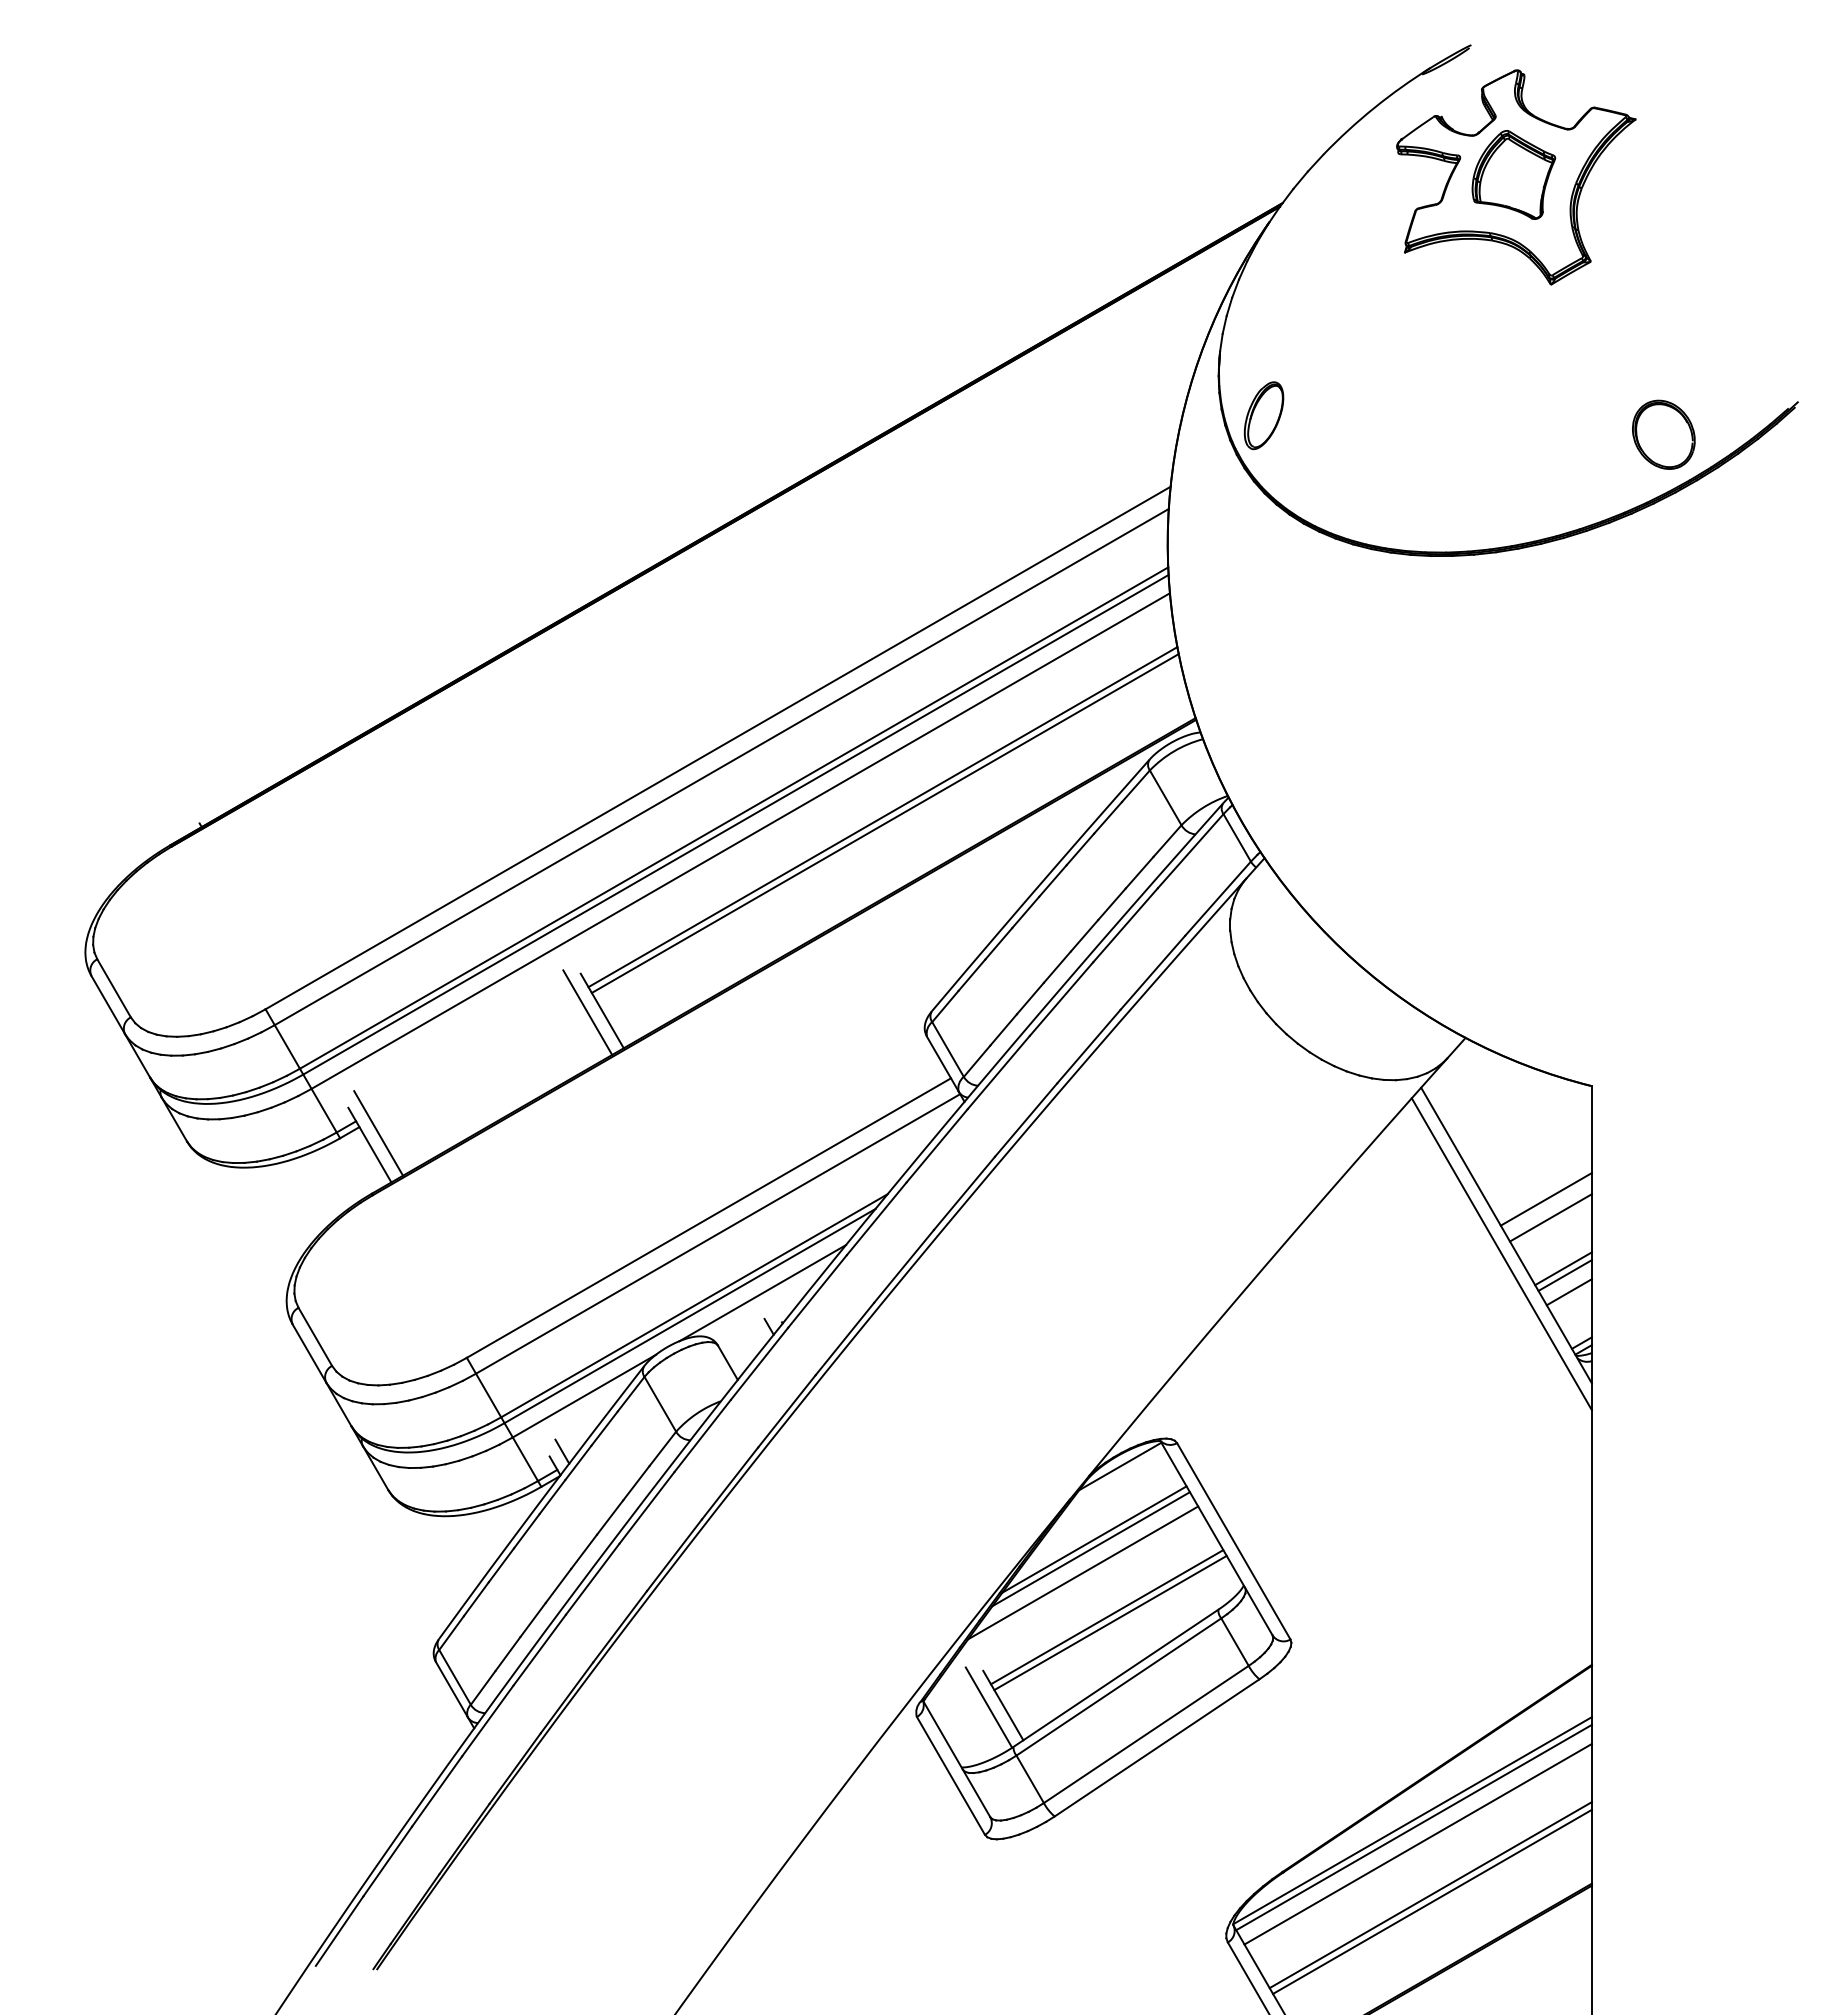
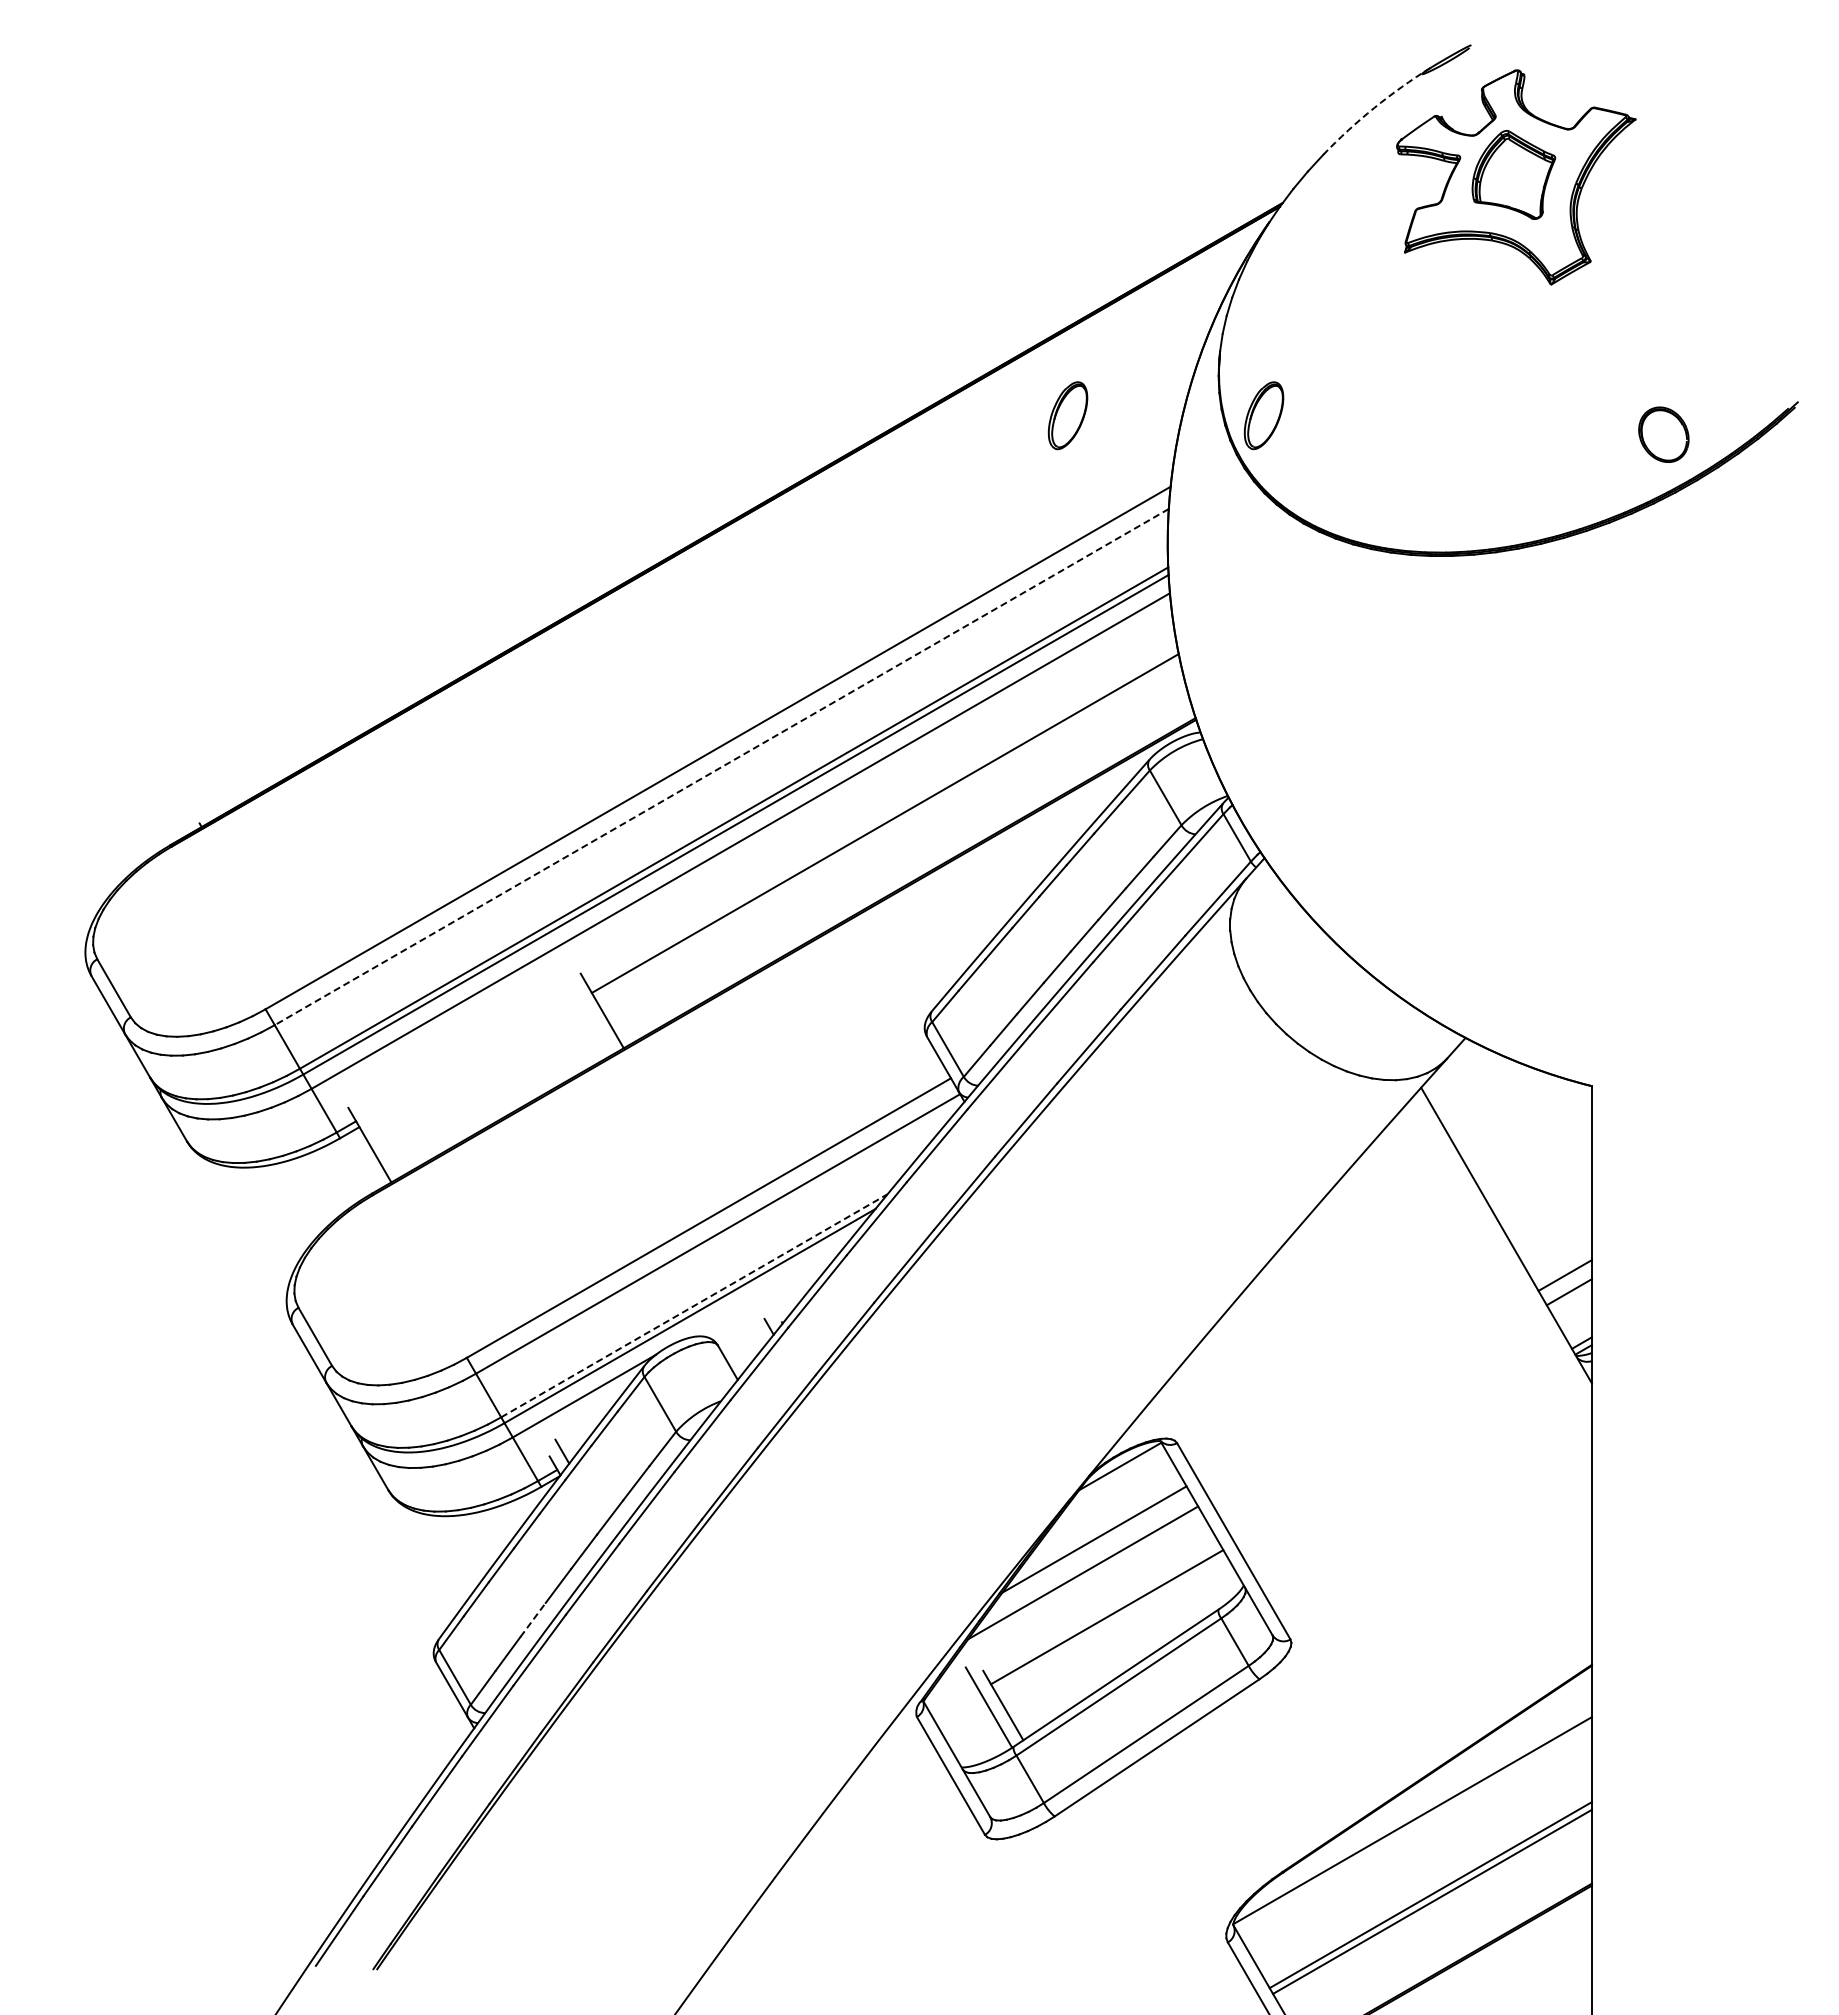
arc: solid -> dashed (1374, 107)
part: none -> present (1067, 415)
part size: 64x71 px -> 52x57 px (1663, 434)
line: solid -> dashed (721, 767)
line: present -> none (882, 817)
line: present -> none (587, 1012)
line: present -> none (378, 1133)
line: present -> none (1545, 1199)
line: present -> none (1550, 1217)
line: present -> none (1501, 1254)
line: present -> none (1563, 1268)
line: present -> none (762, 1293)
line: solid -> dashed (694, 1305)
line: present -> none (1090, 1549)
line: solid -> dashed (533, 1619)
line: present -> none (1110, 1622)
line: present -> none (1413, 1827)
line: present -> none (1417, 1843)
